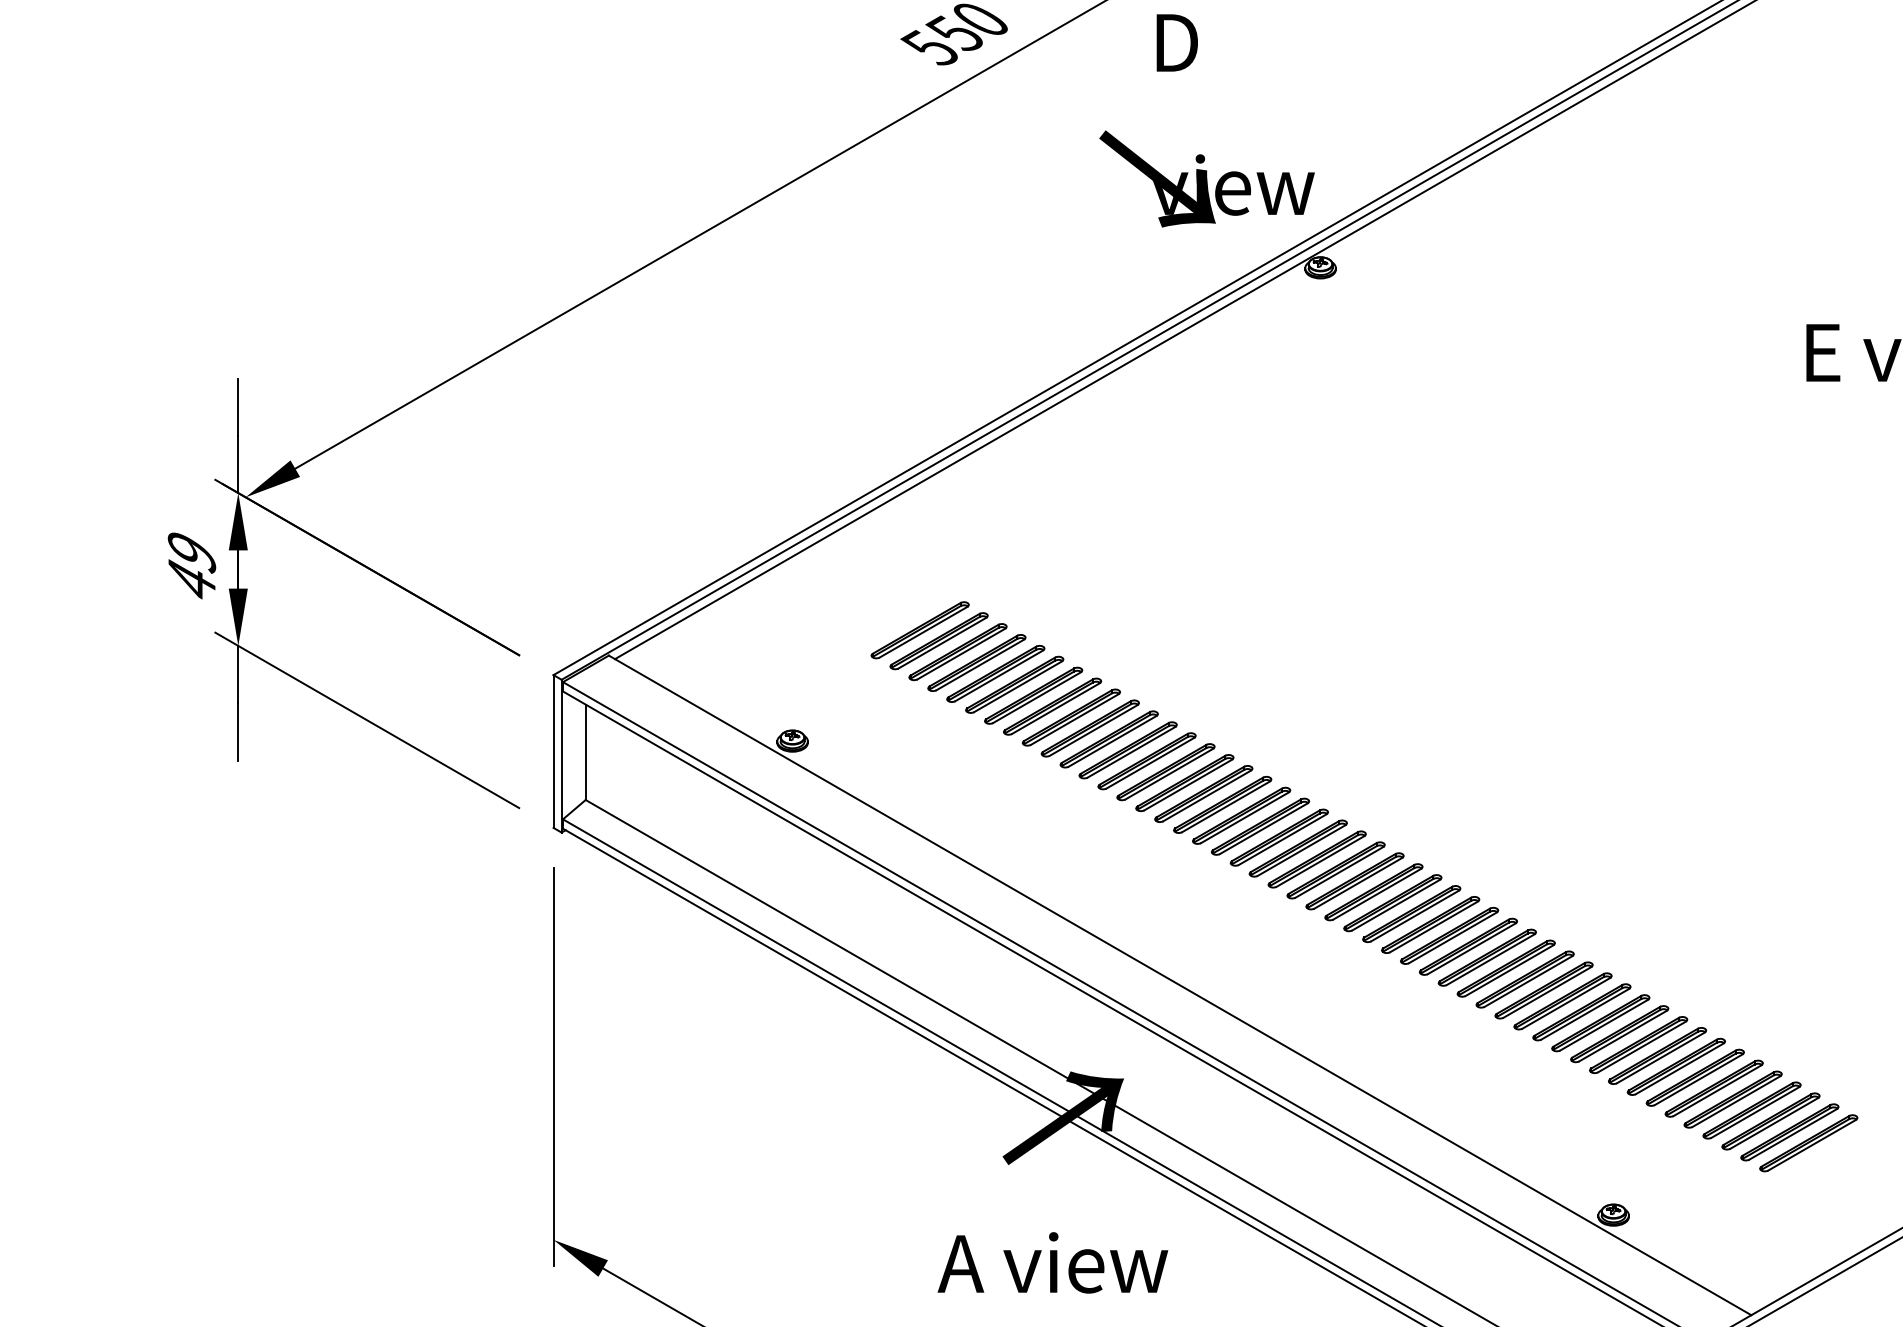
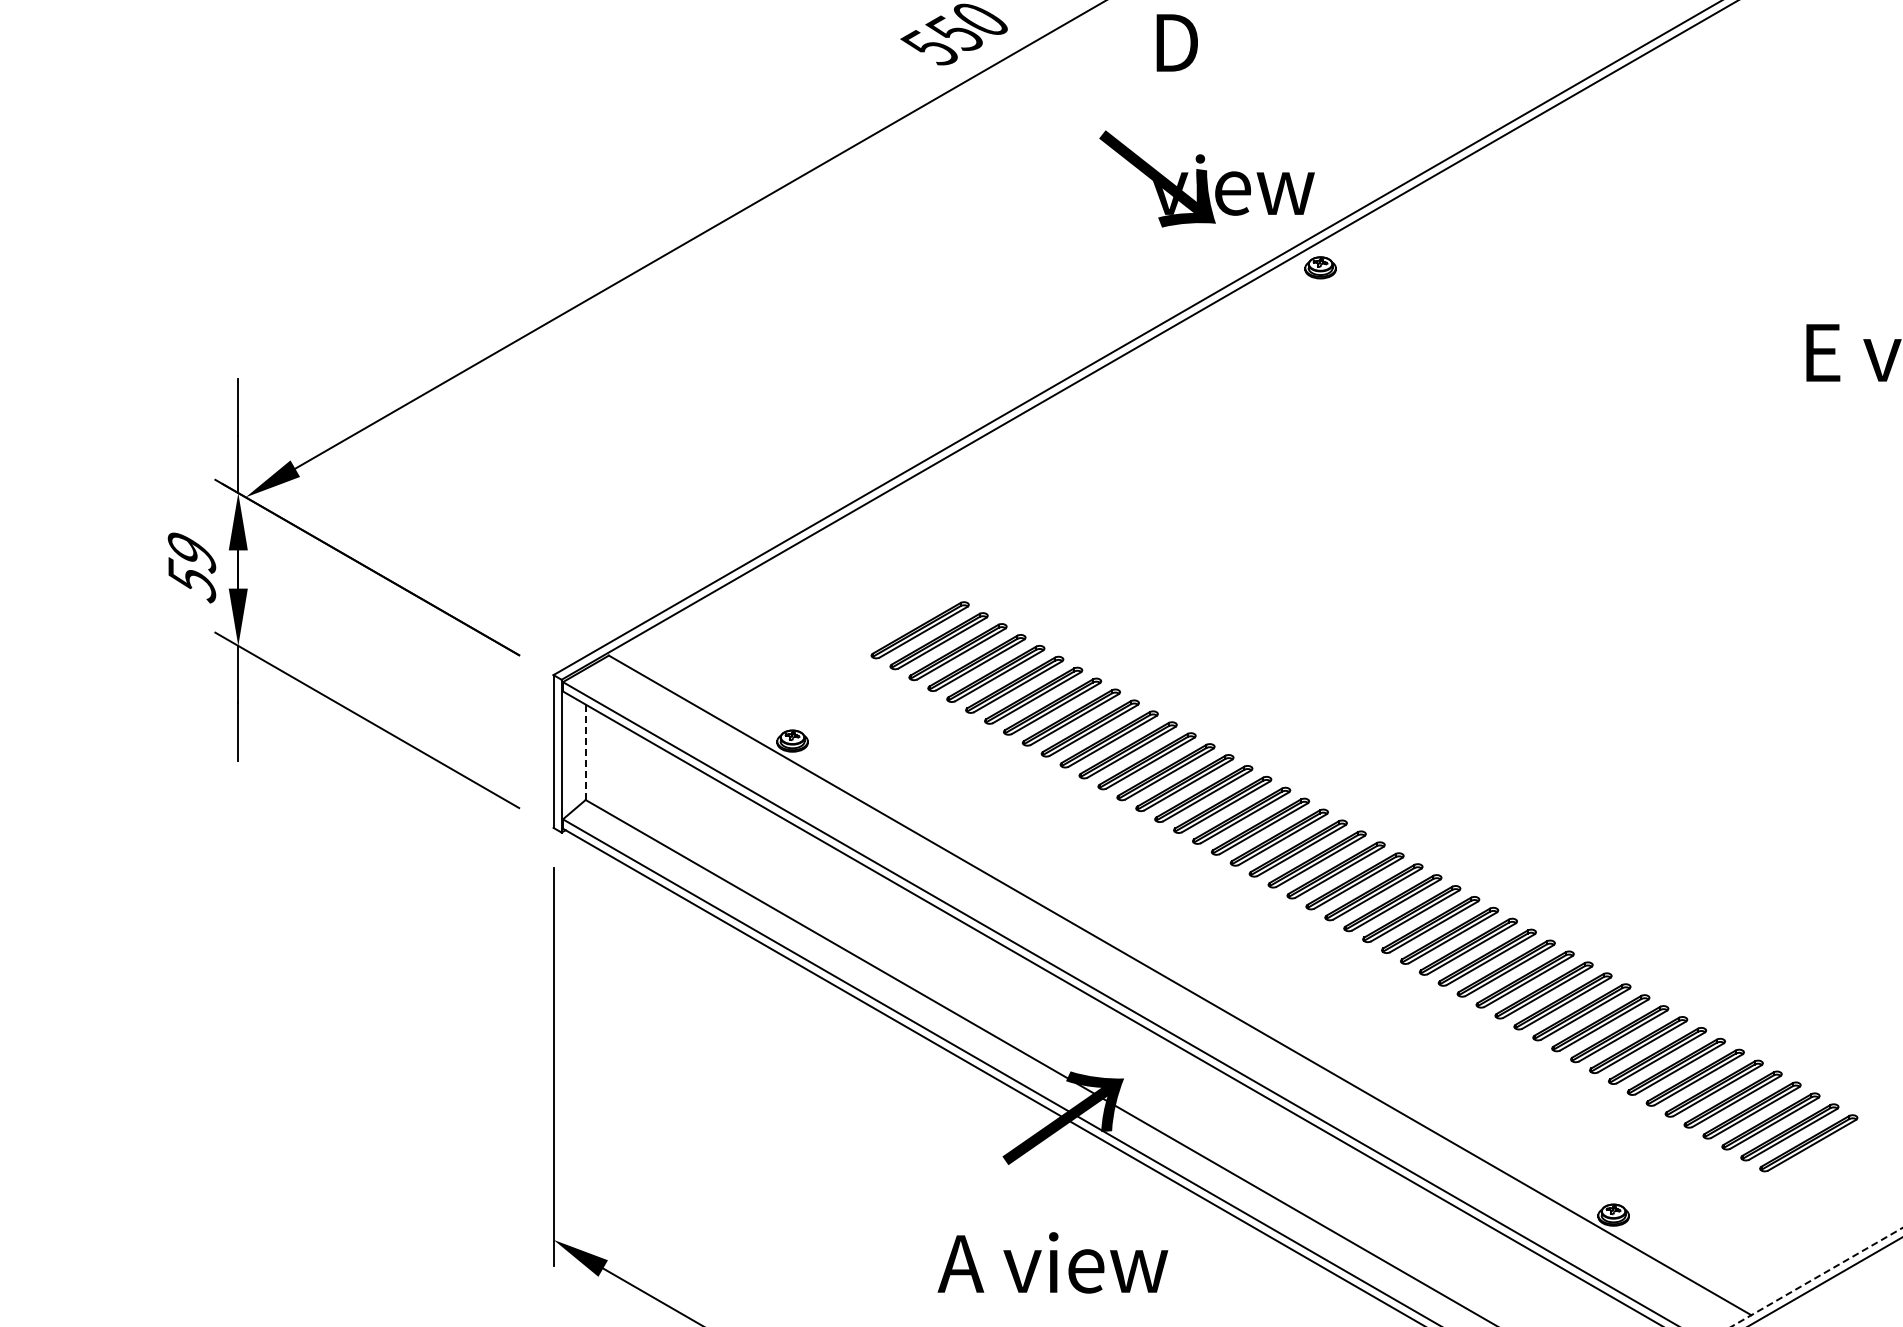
line: present -> none (1184, 330)
text: 49 -> 59 (192, 580)
line: solid -> dashed (585, 752)
line: solid -> dashed (1816, 1277)
